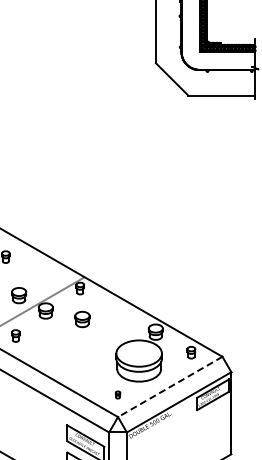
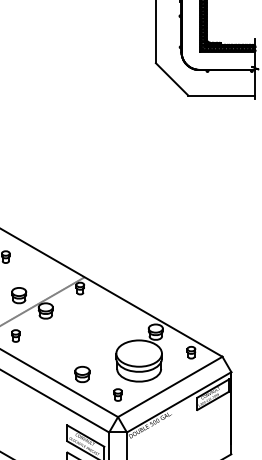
part position: (82, 318) -> (82, 373) (82, 373)
line: dashed -> solid (169, 387)
part size: 8x10 px -> 10x14 px (117, 394)
